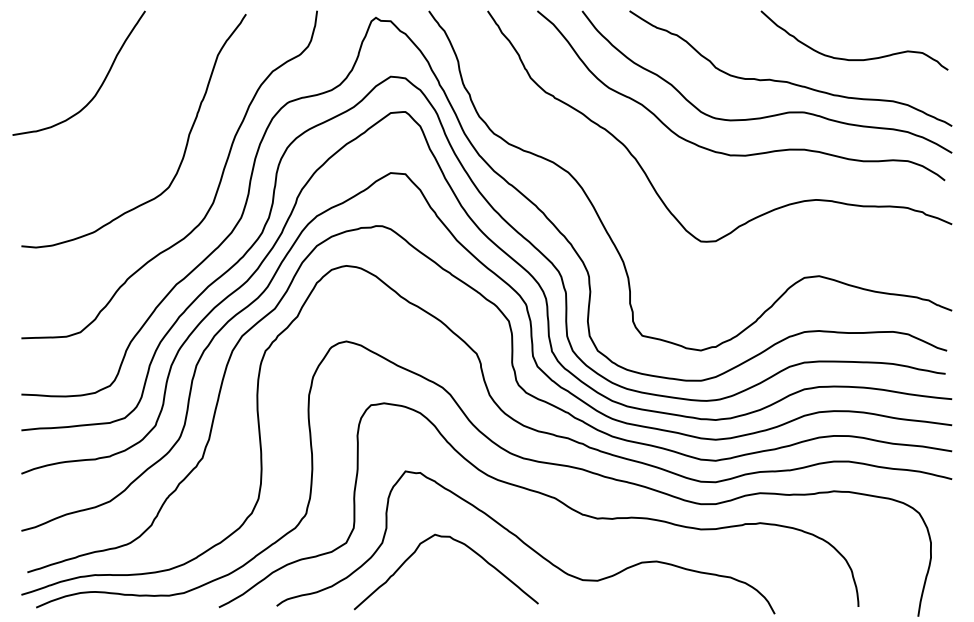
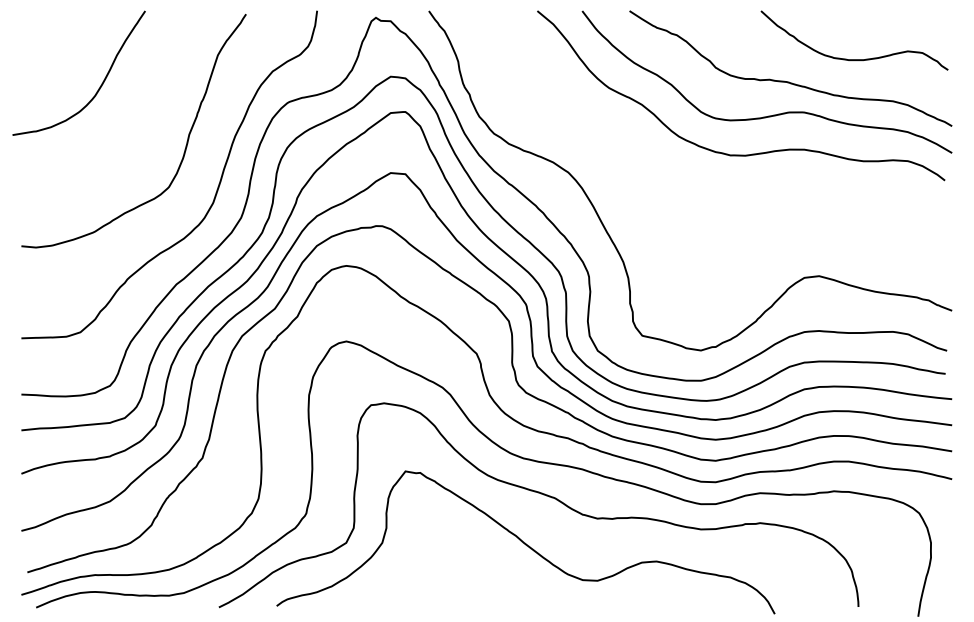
curve: present -> none (646, 173)
curve: present -> none (455, 541)
